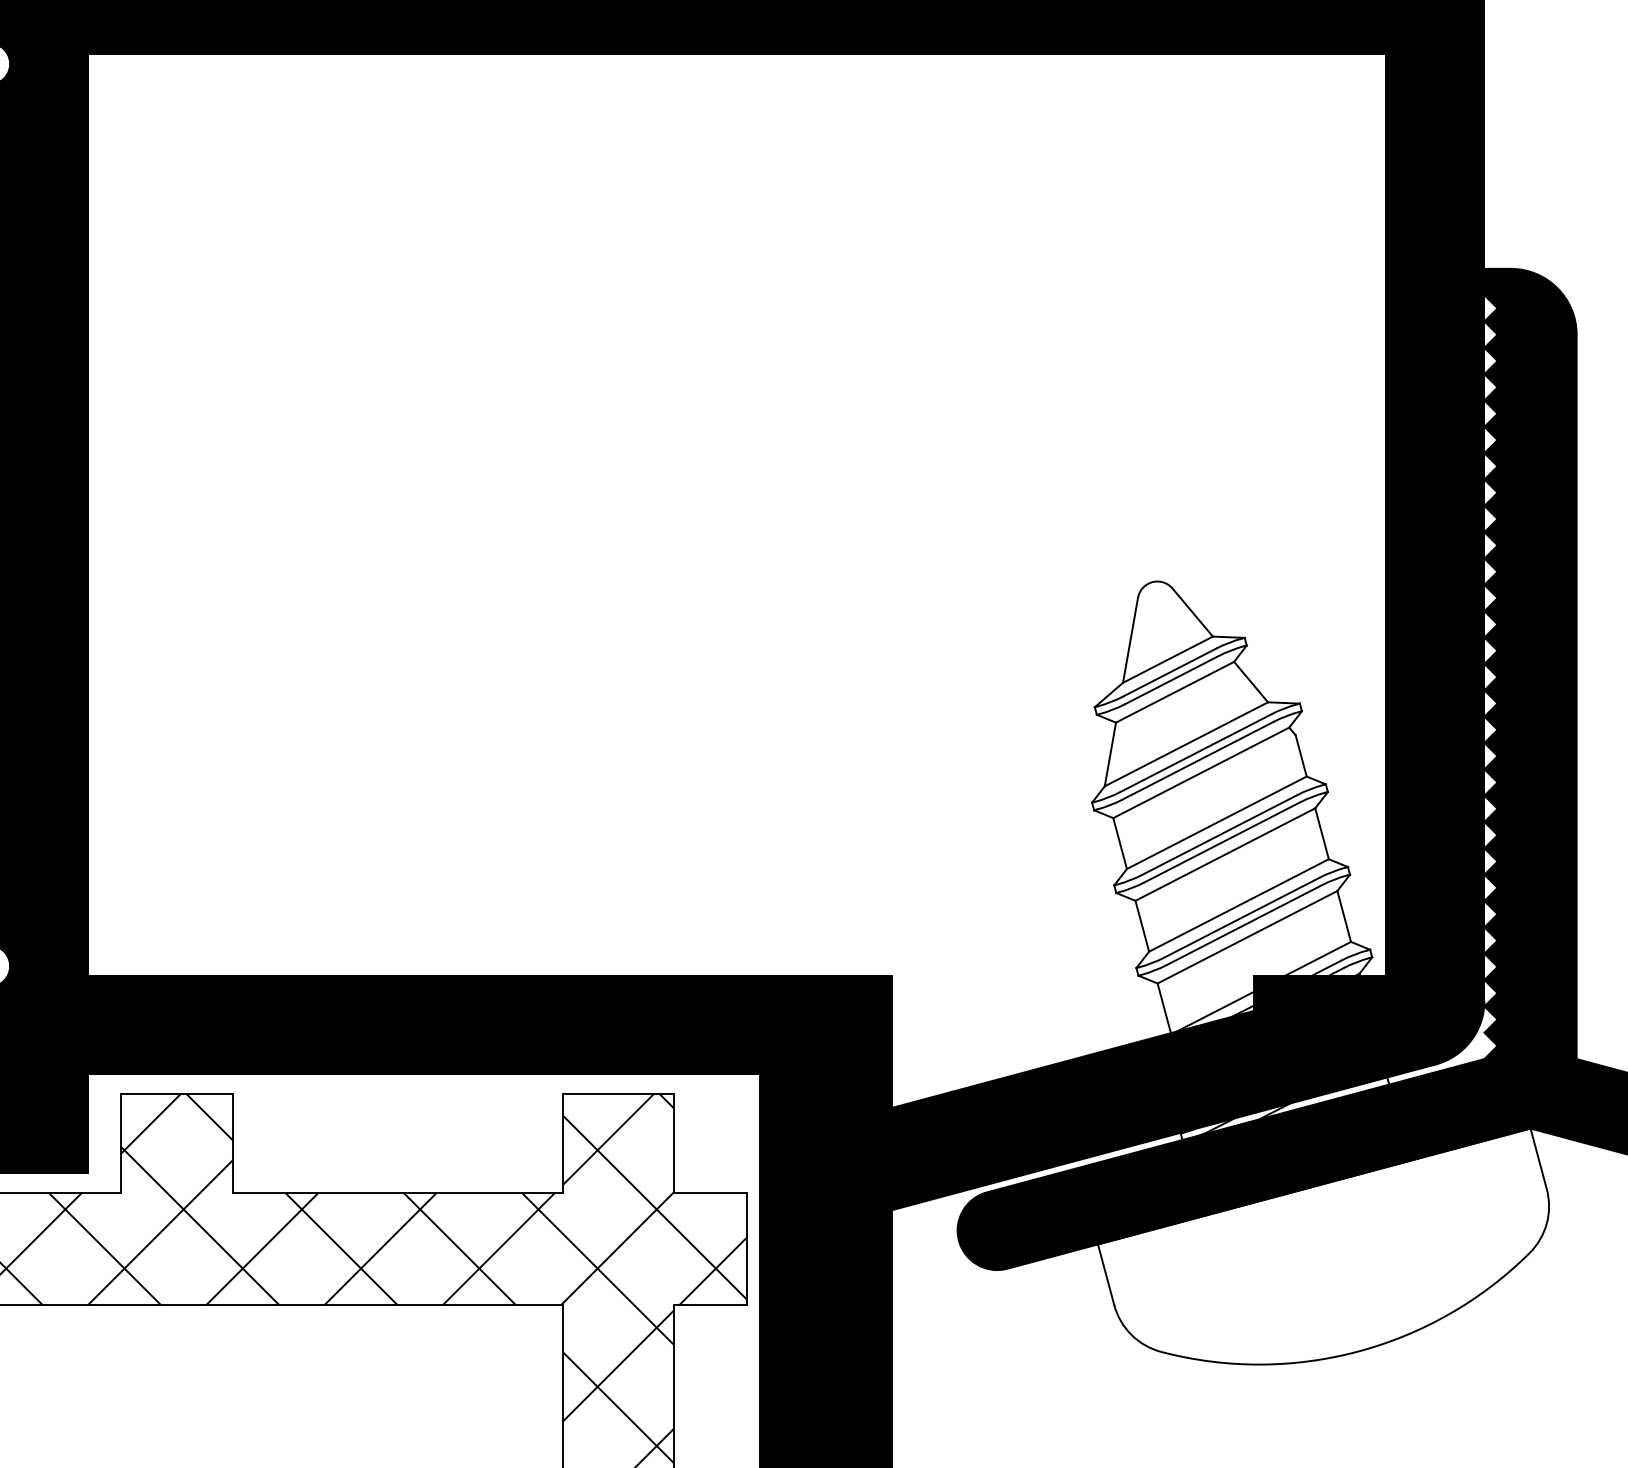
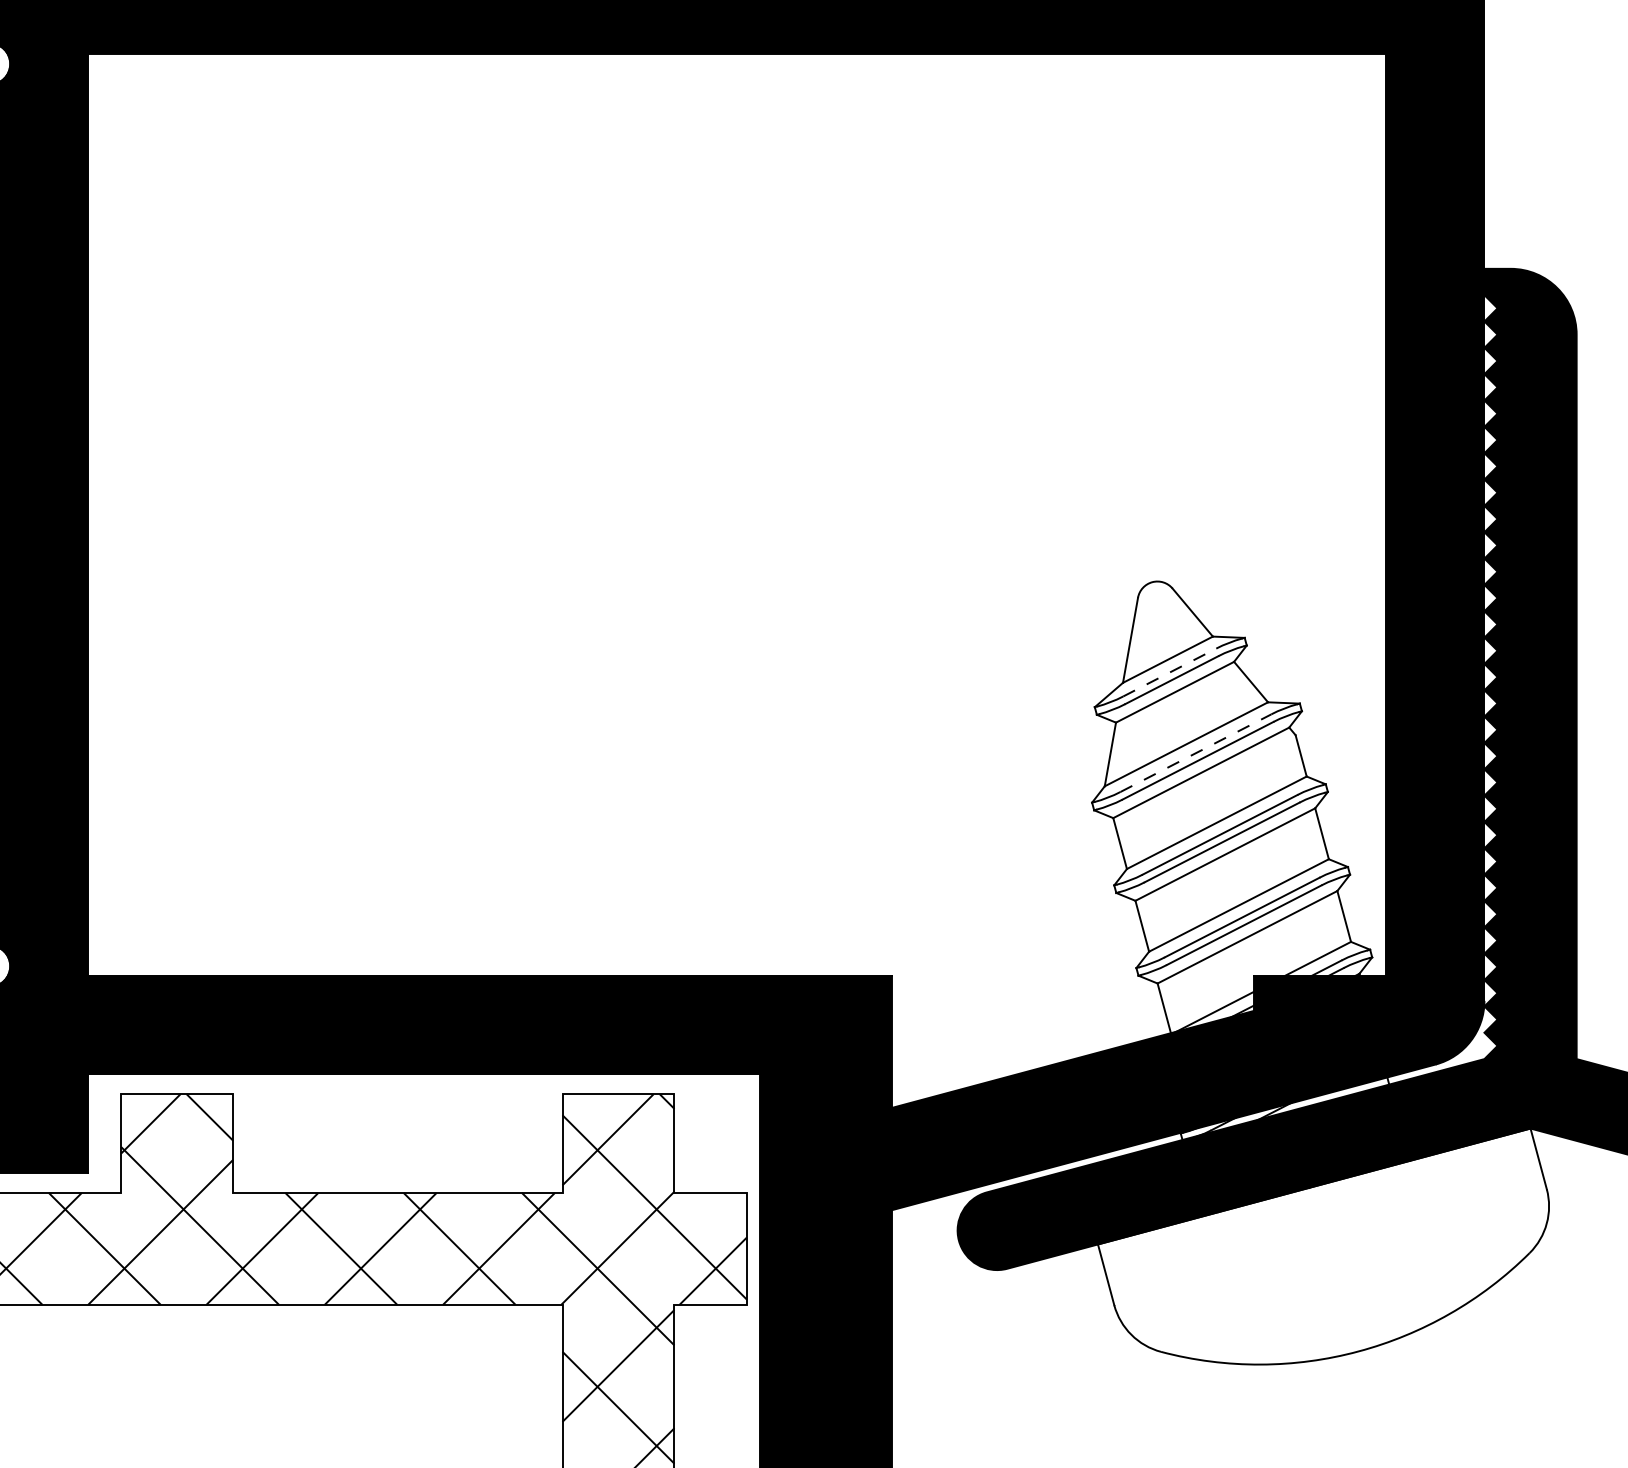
line: solid -> dashed (1170, 672)
line: solid -> dashed (1196, 753)
